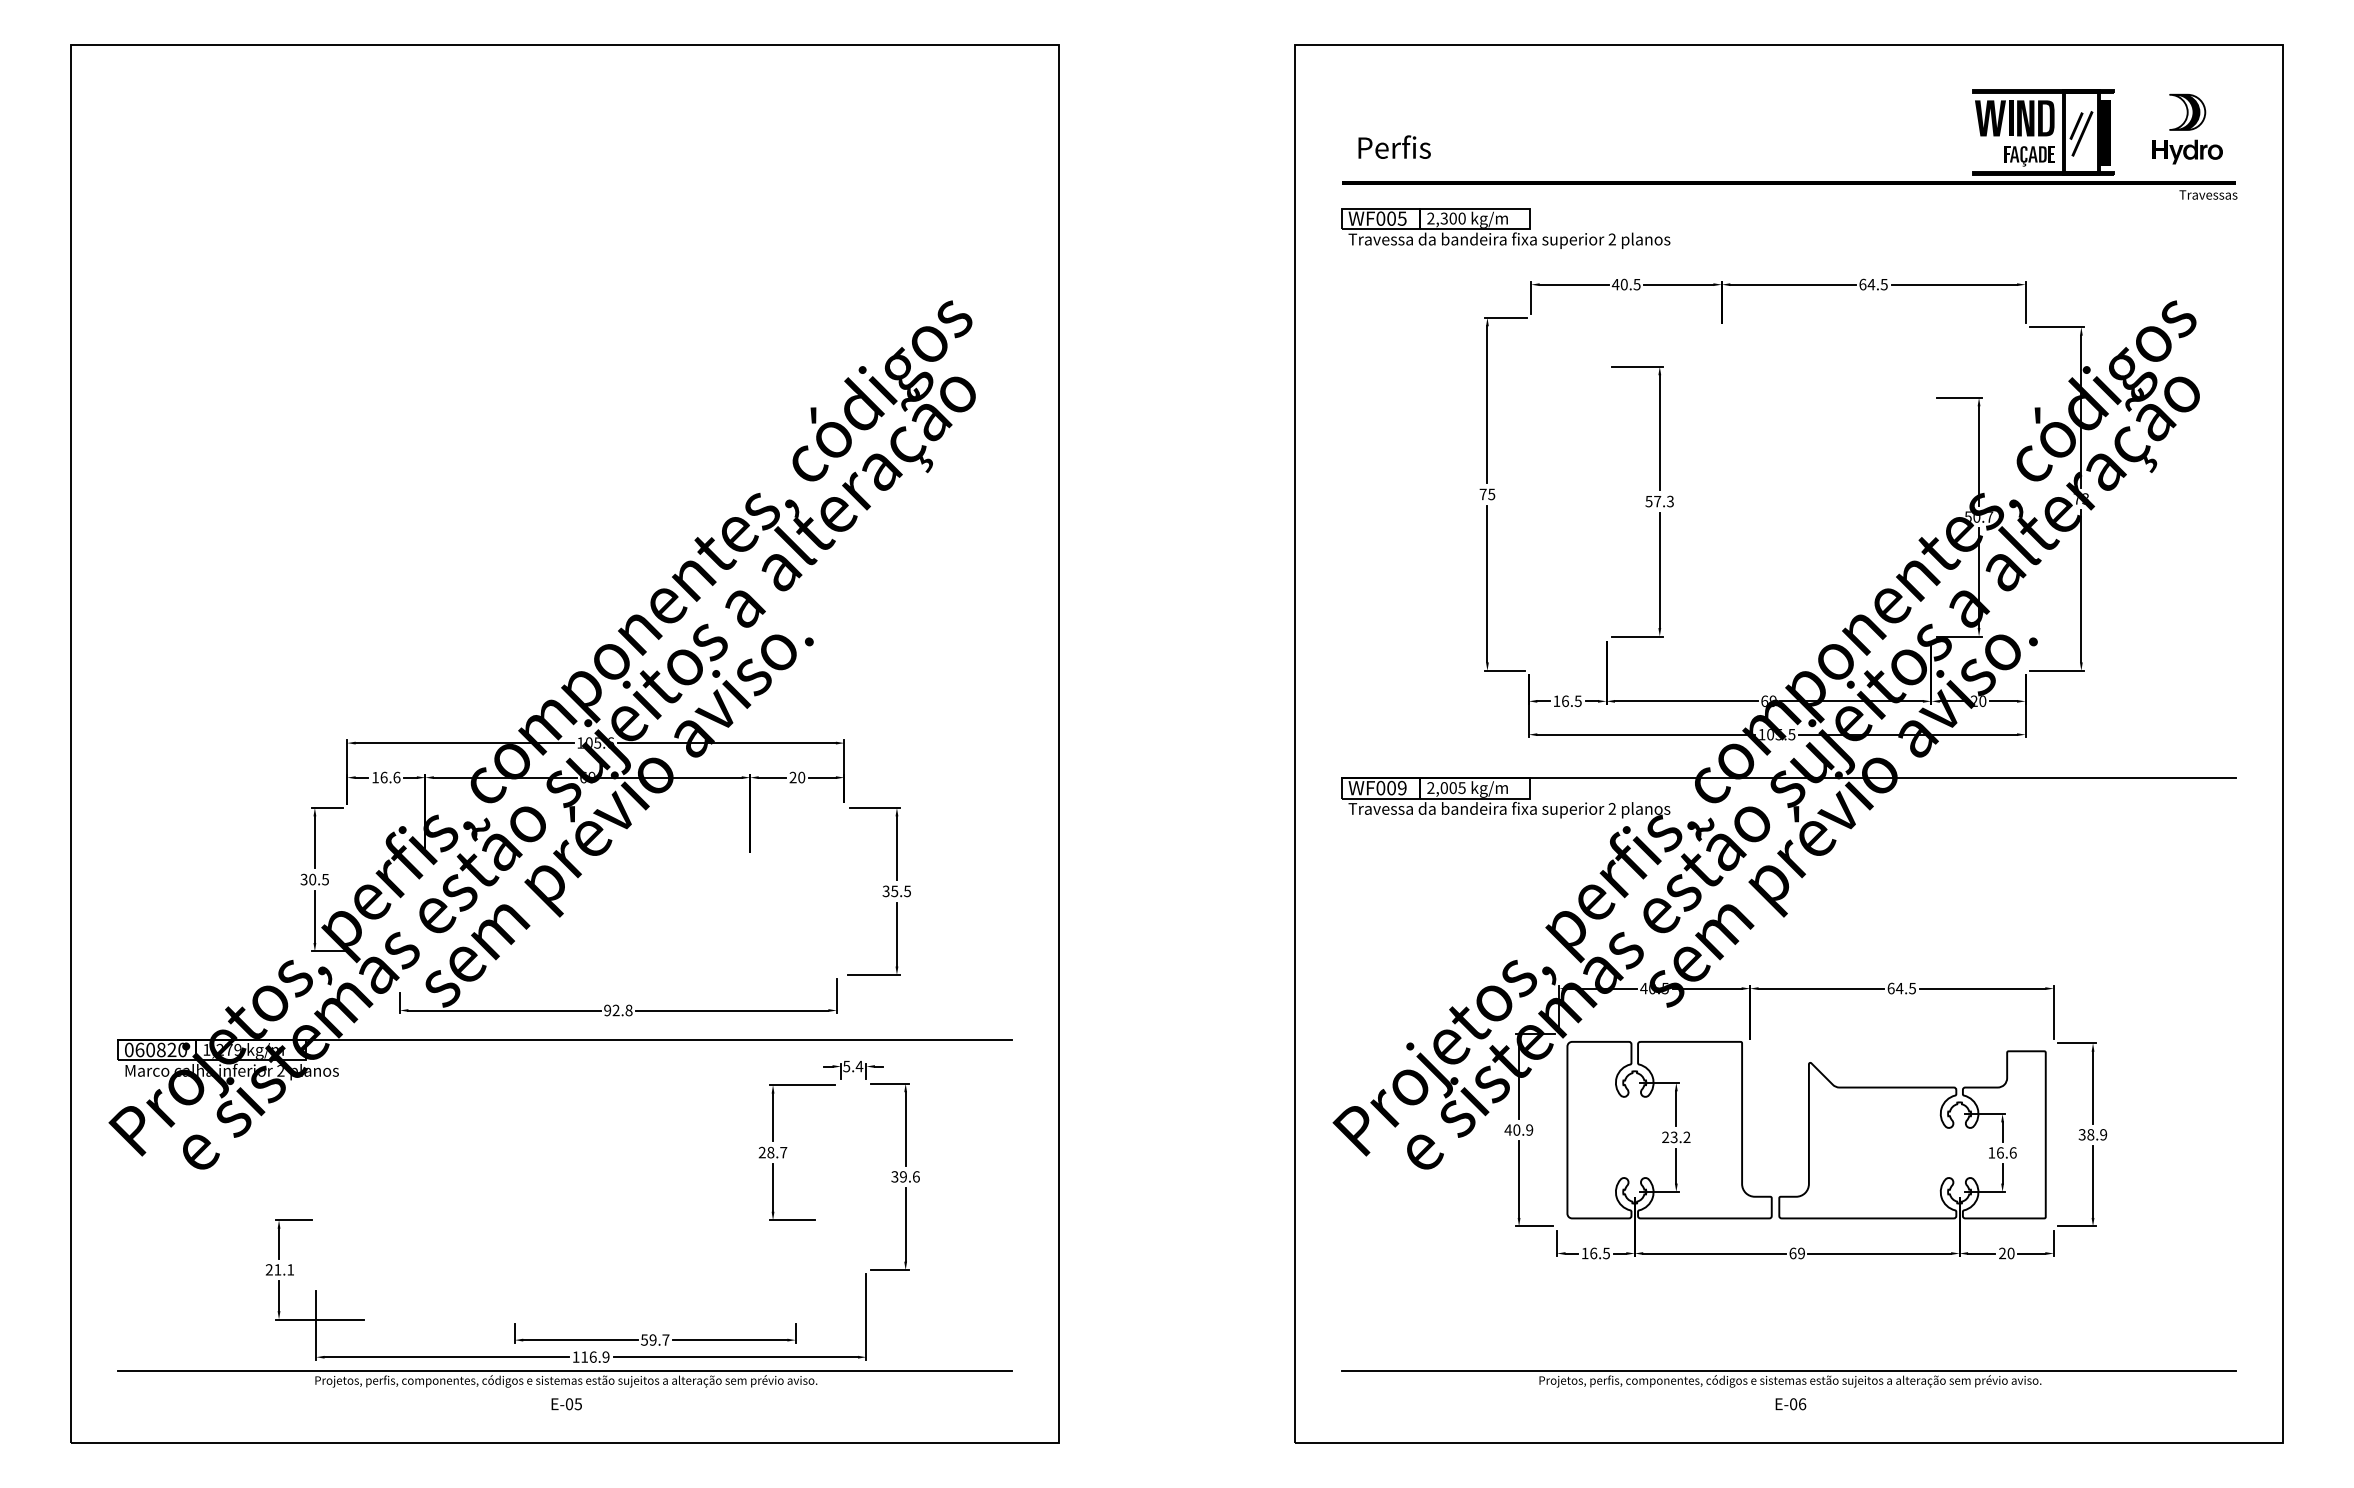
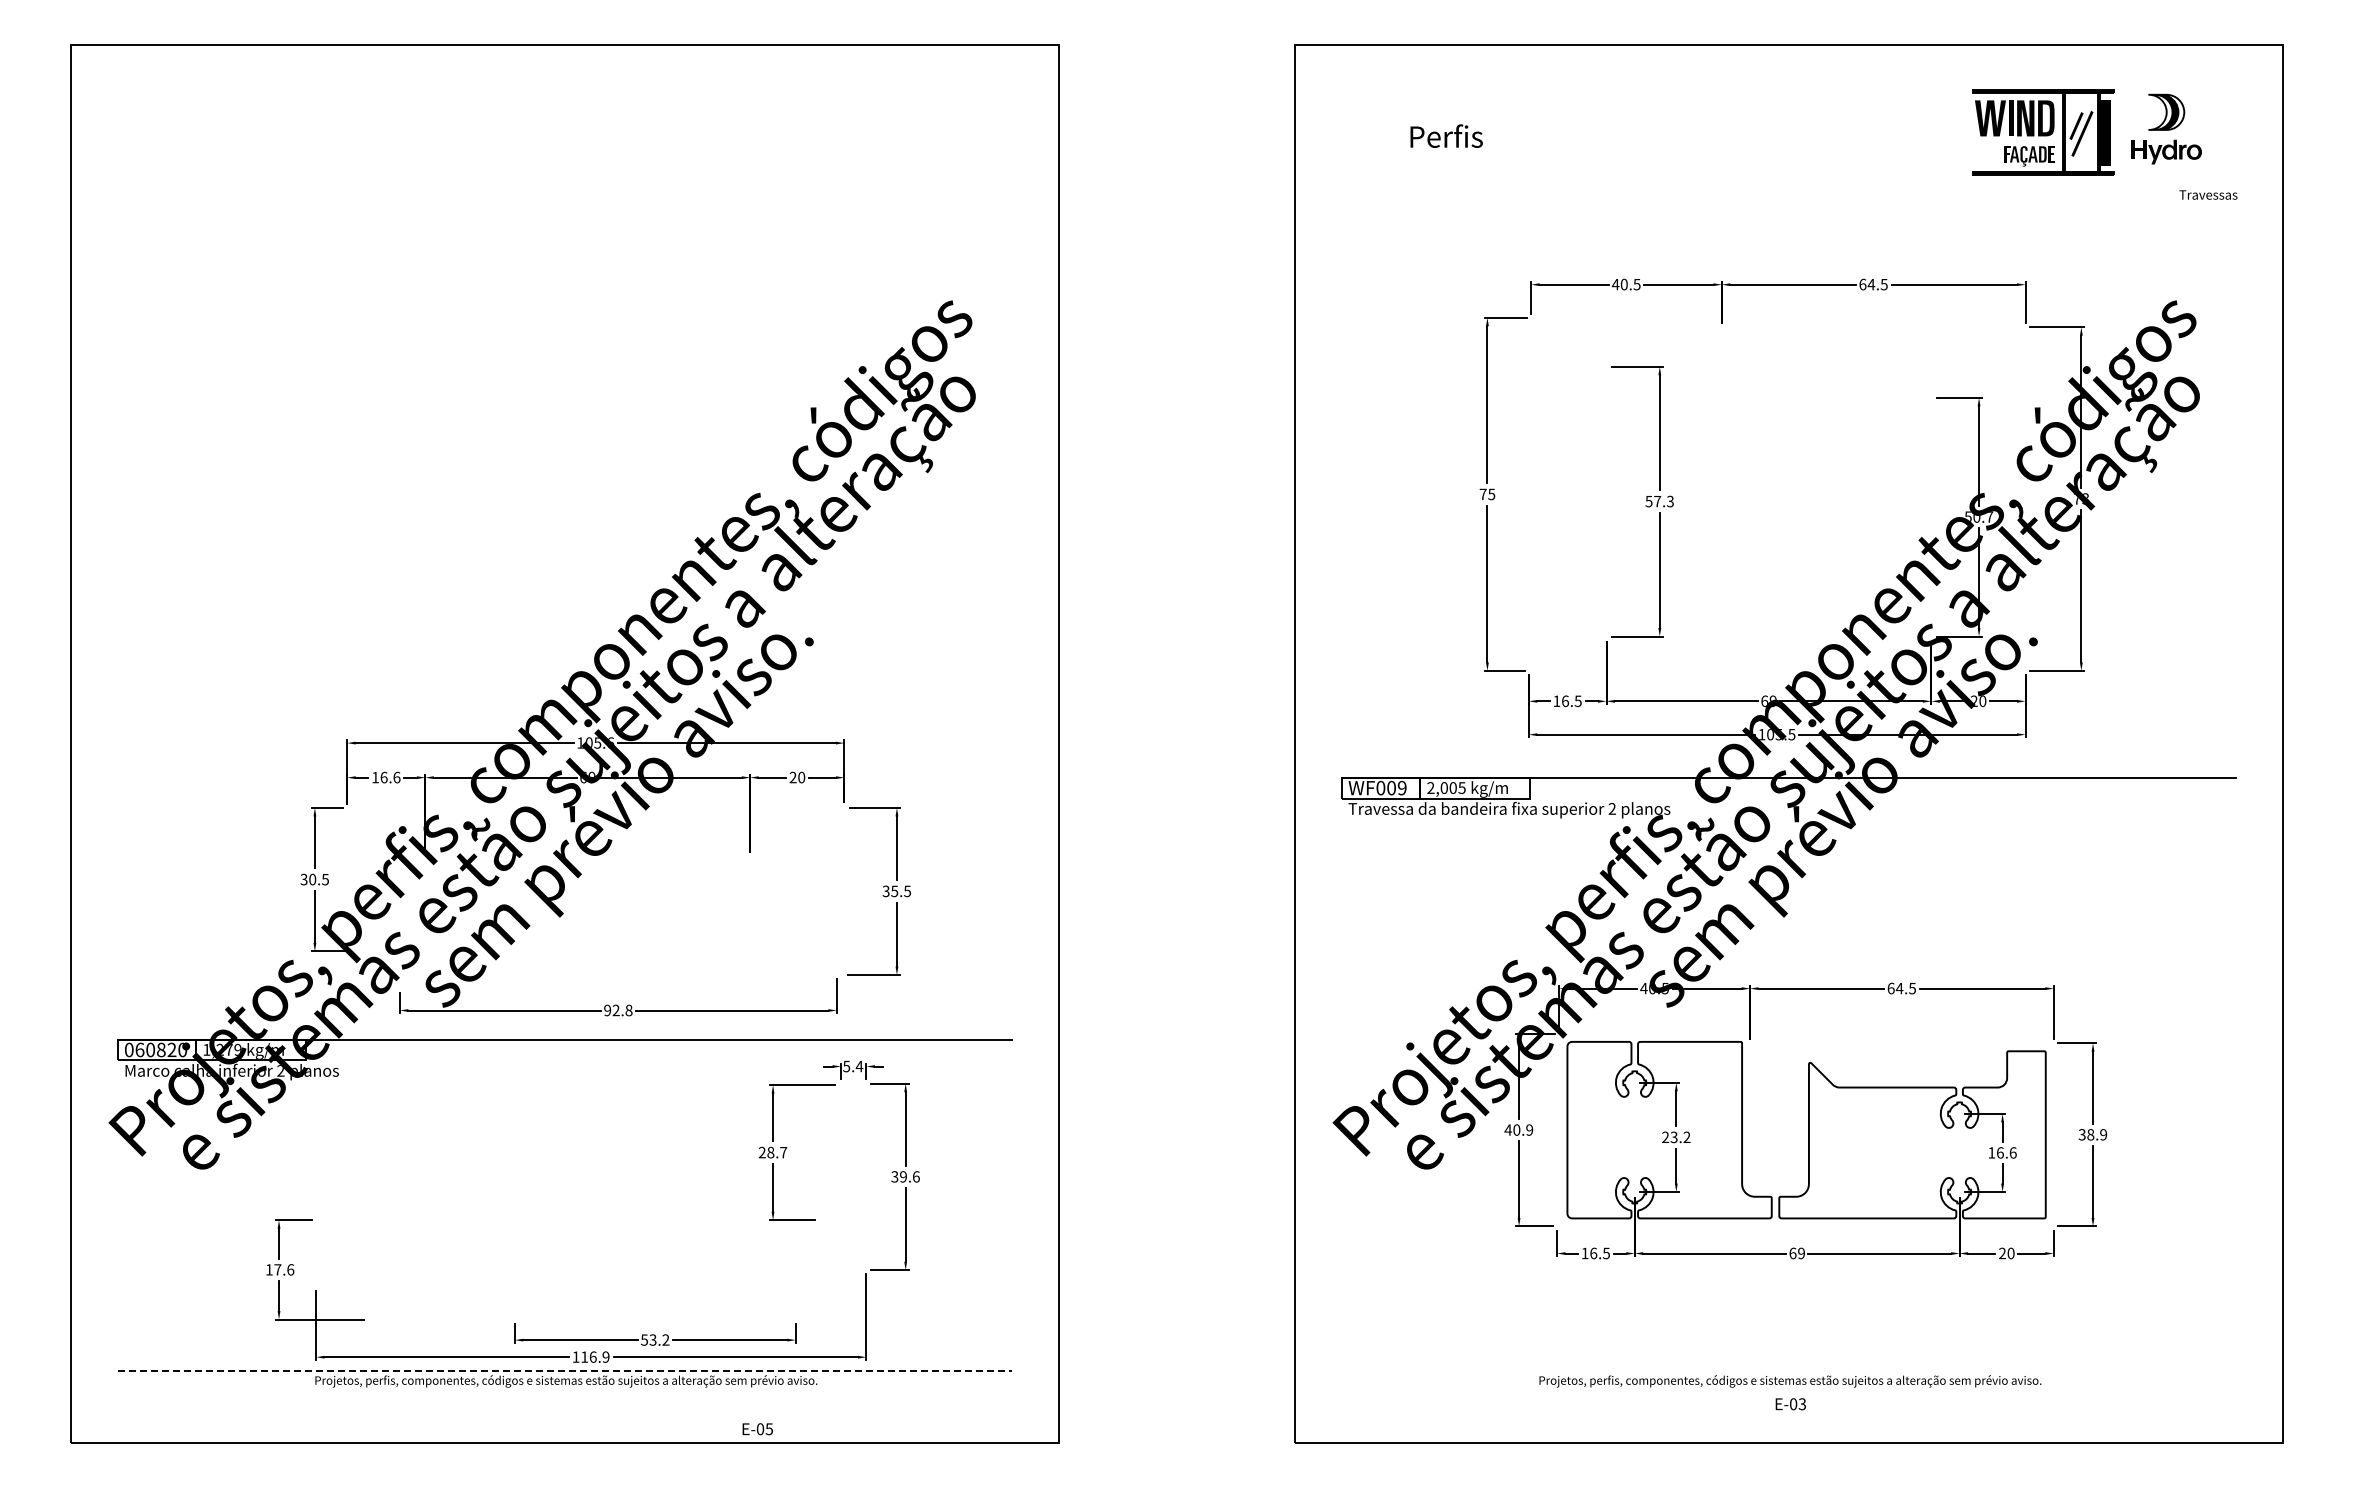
part position: (2187, 128) -> (2166, 128) (2166, 128)
text position: (1394, 146) -> (1446, 135) (1446, 135)
fill: present -> none (1788, 182)
part: present -> none (1505, 228)
text: 21.1 -> 17.6 (279, 1269)
text: 59.7 -> 53.2 (659, 1339)
line: solid -> dashed (565, 1371)
line: present -> none (1788, 1371)
text position: (566, 1404) -> (757, 1429) (757, 1429)
text: E-06 -> E-03 (1802, 1404)
